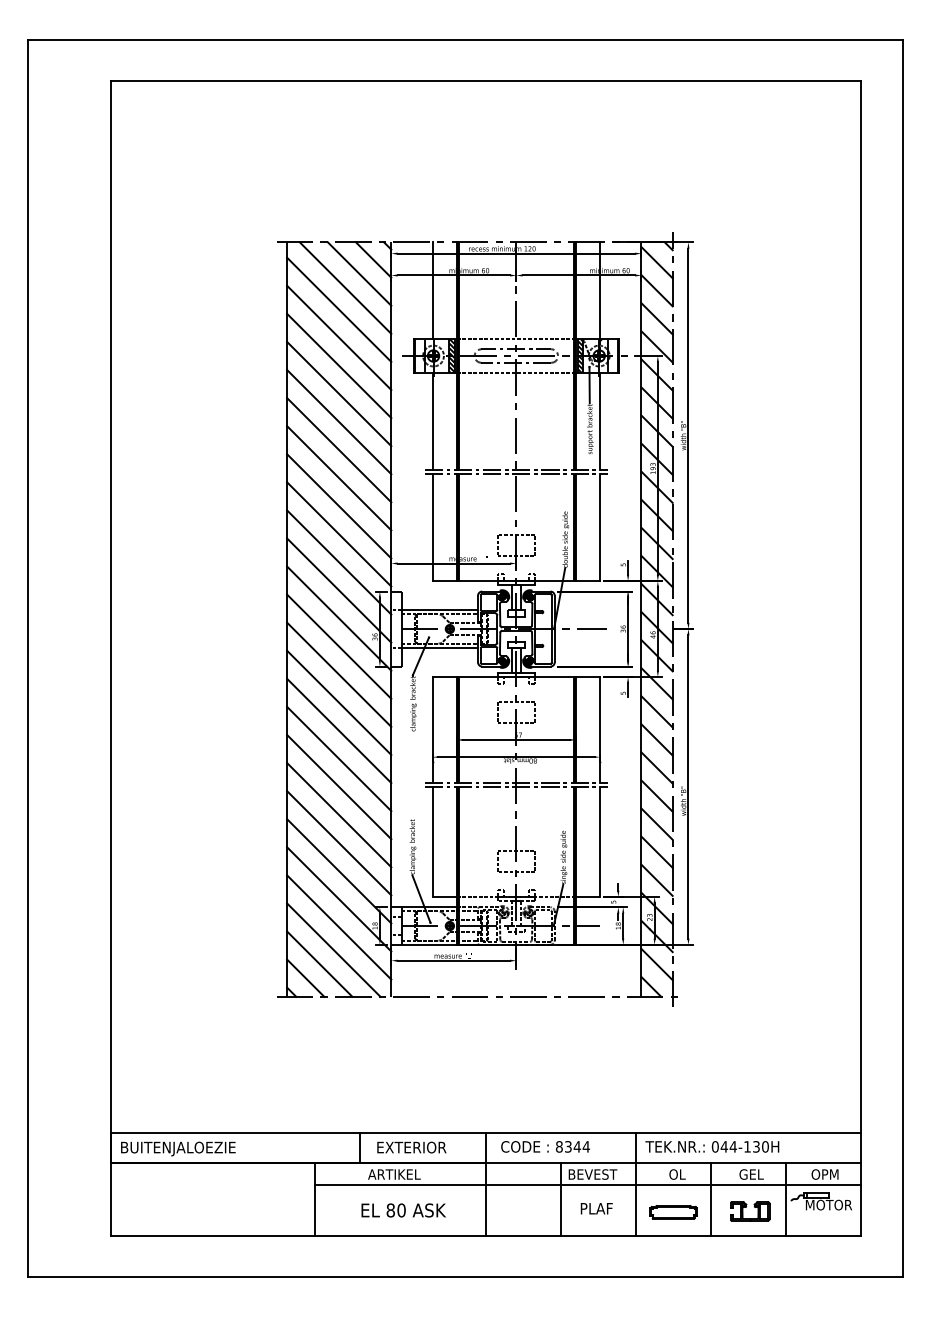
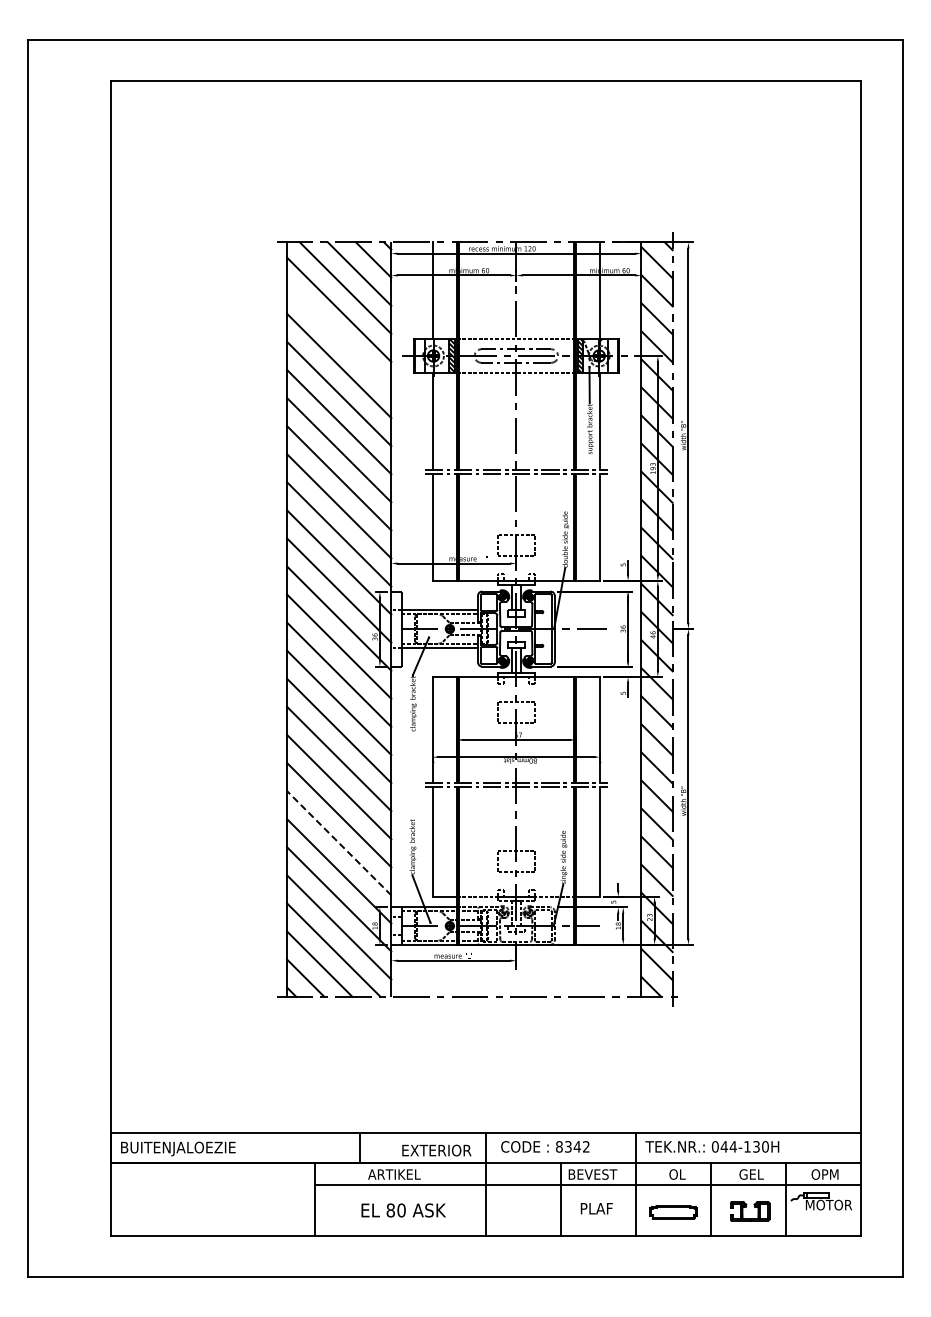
line: present -> none (339, 337)
line: solid -> dashed (339, 843)
text: 8344 -> 8342 (586, 1146)
text position: (411, 1147) -> (436, 1150) (436, 1150)
